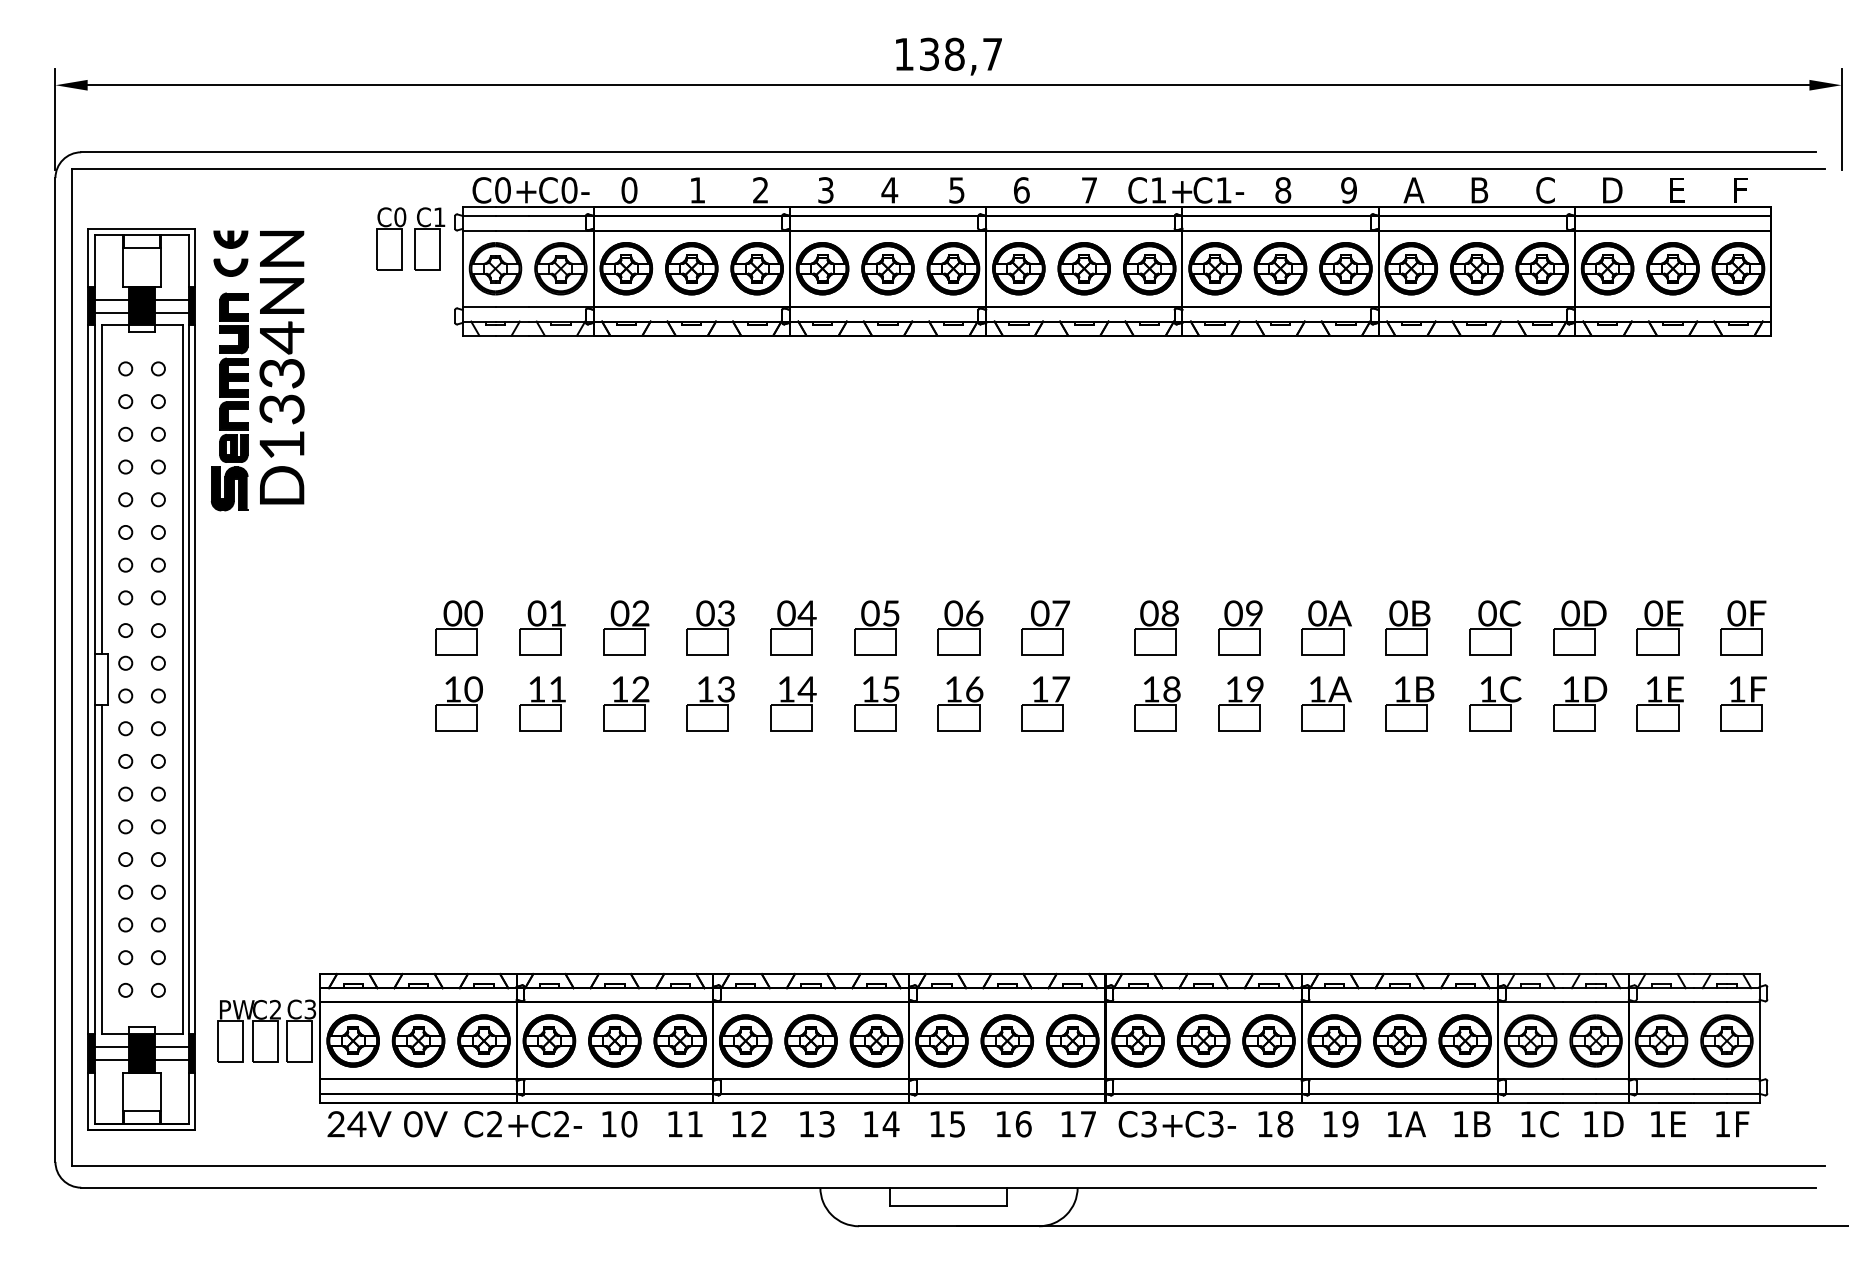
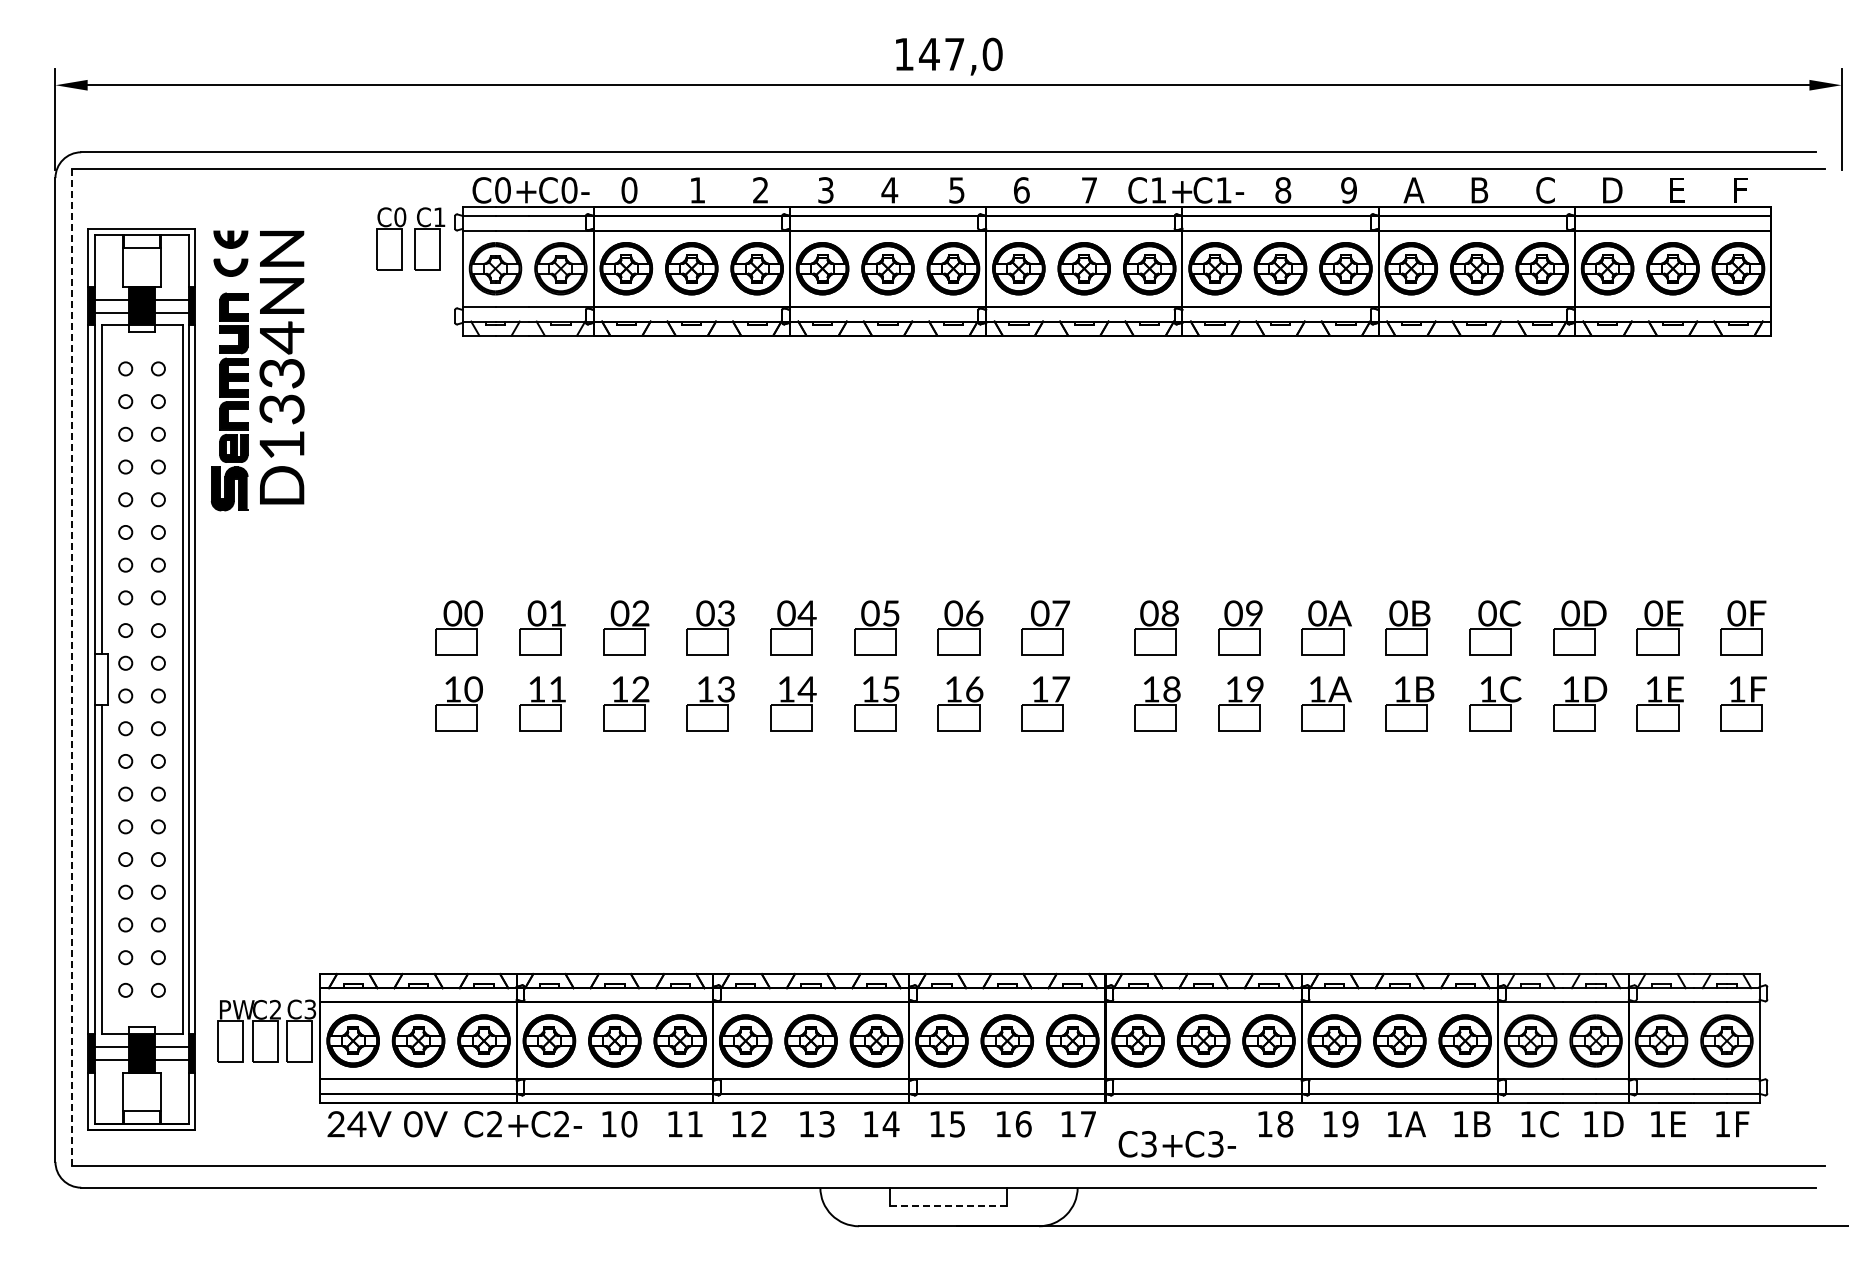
text: 138,7 -> 147,0 (960, 54)
line: solid -> dashed (71, 667)
text position: (1176, 1124) -> (1176, 1144) (1176, 1144)
line: solid -> dashed (948, 1206)
